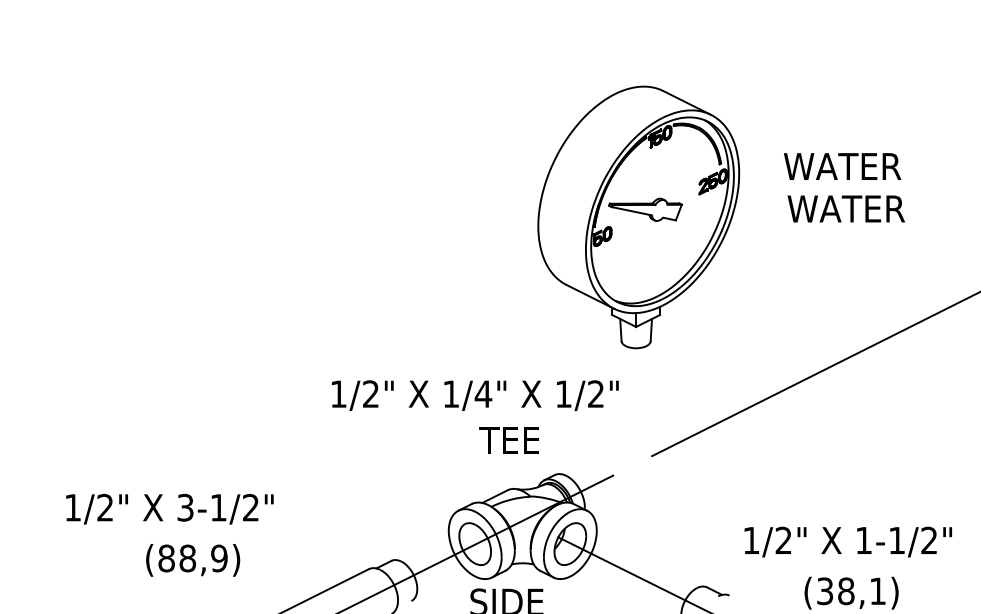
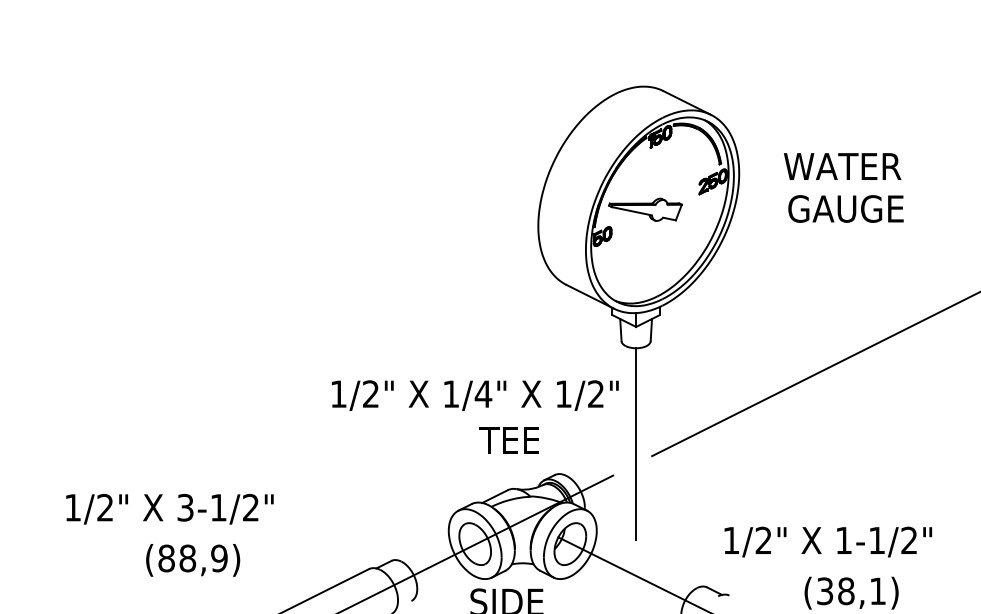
text: WATER -> GAUGE (845, 208)
line: none -> present (635, 443)
text position: (847, 541) -> (827, 541) (827, 541)
